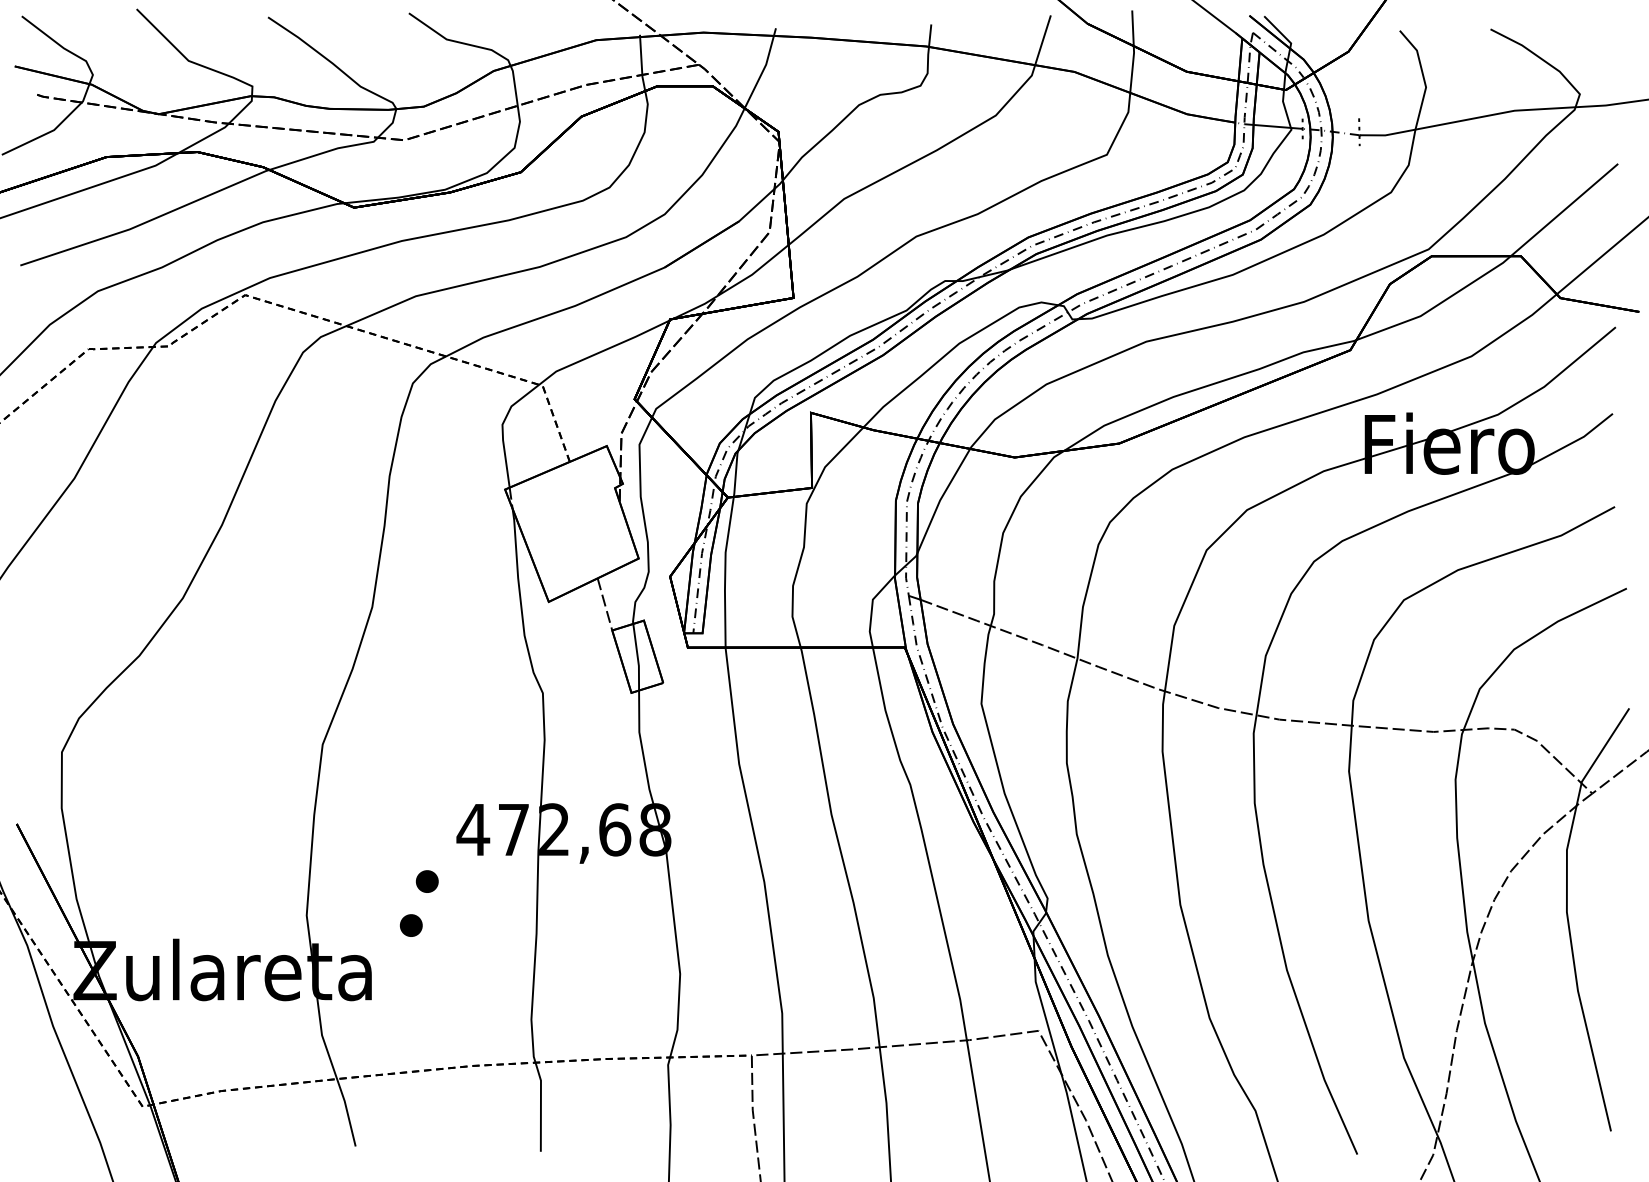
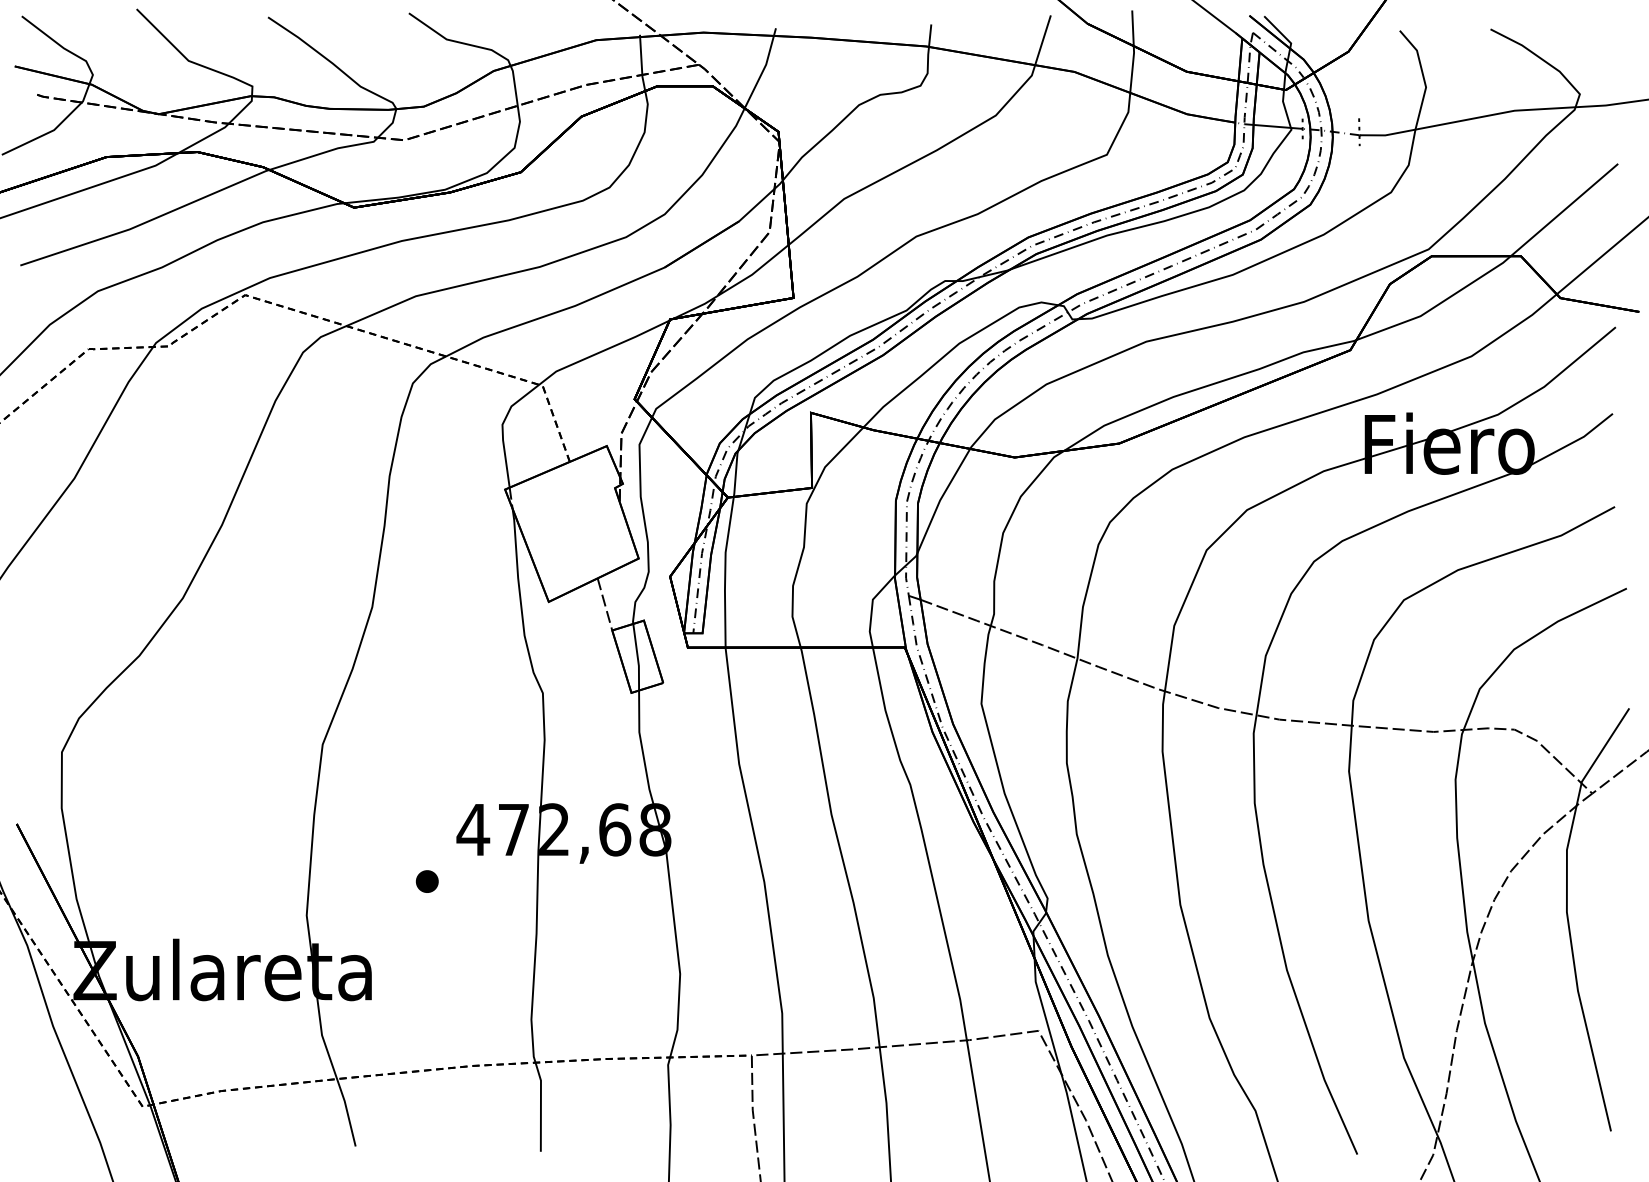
part: present -> none (410, 925)
